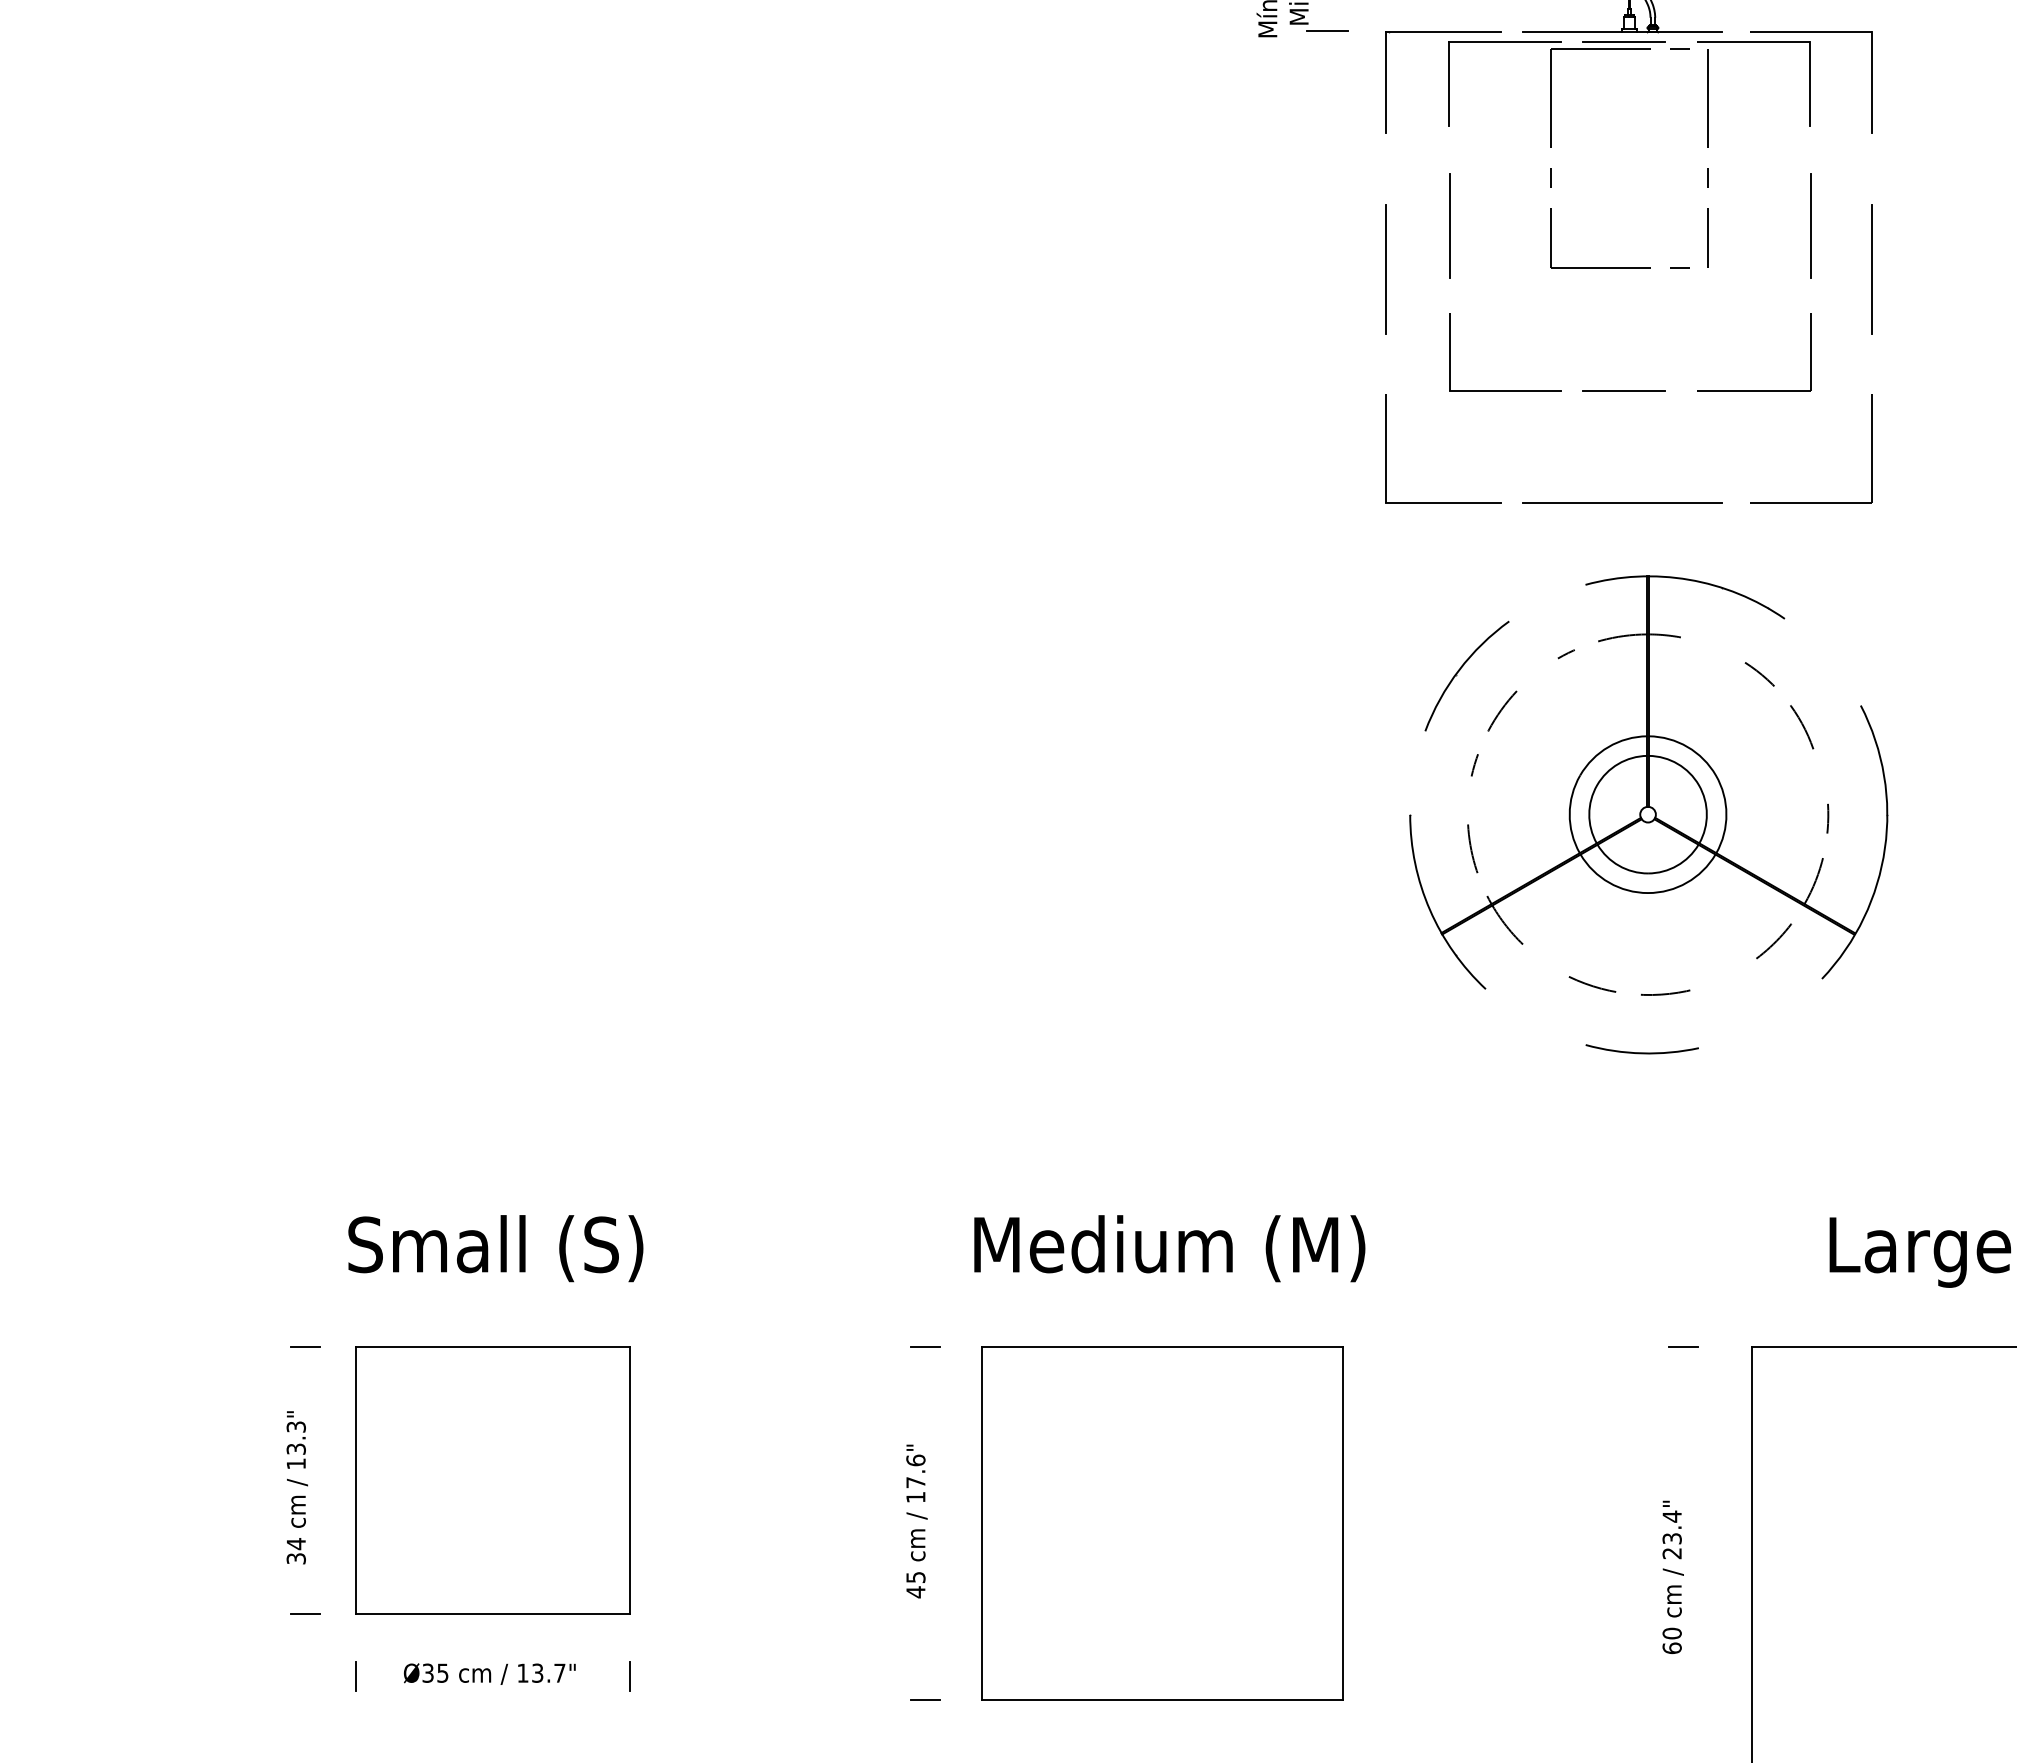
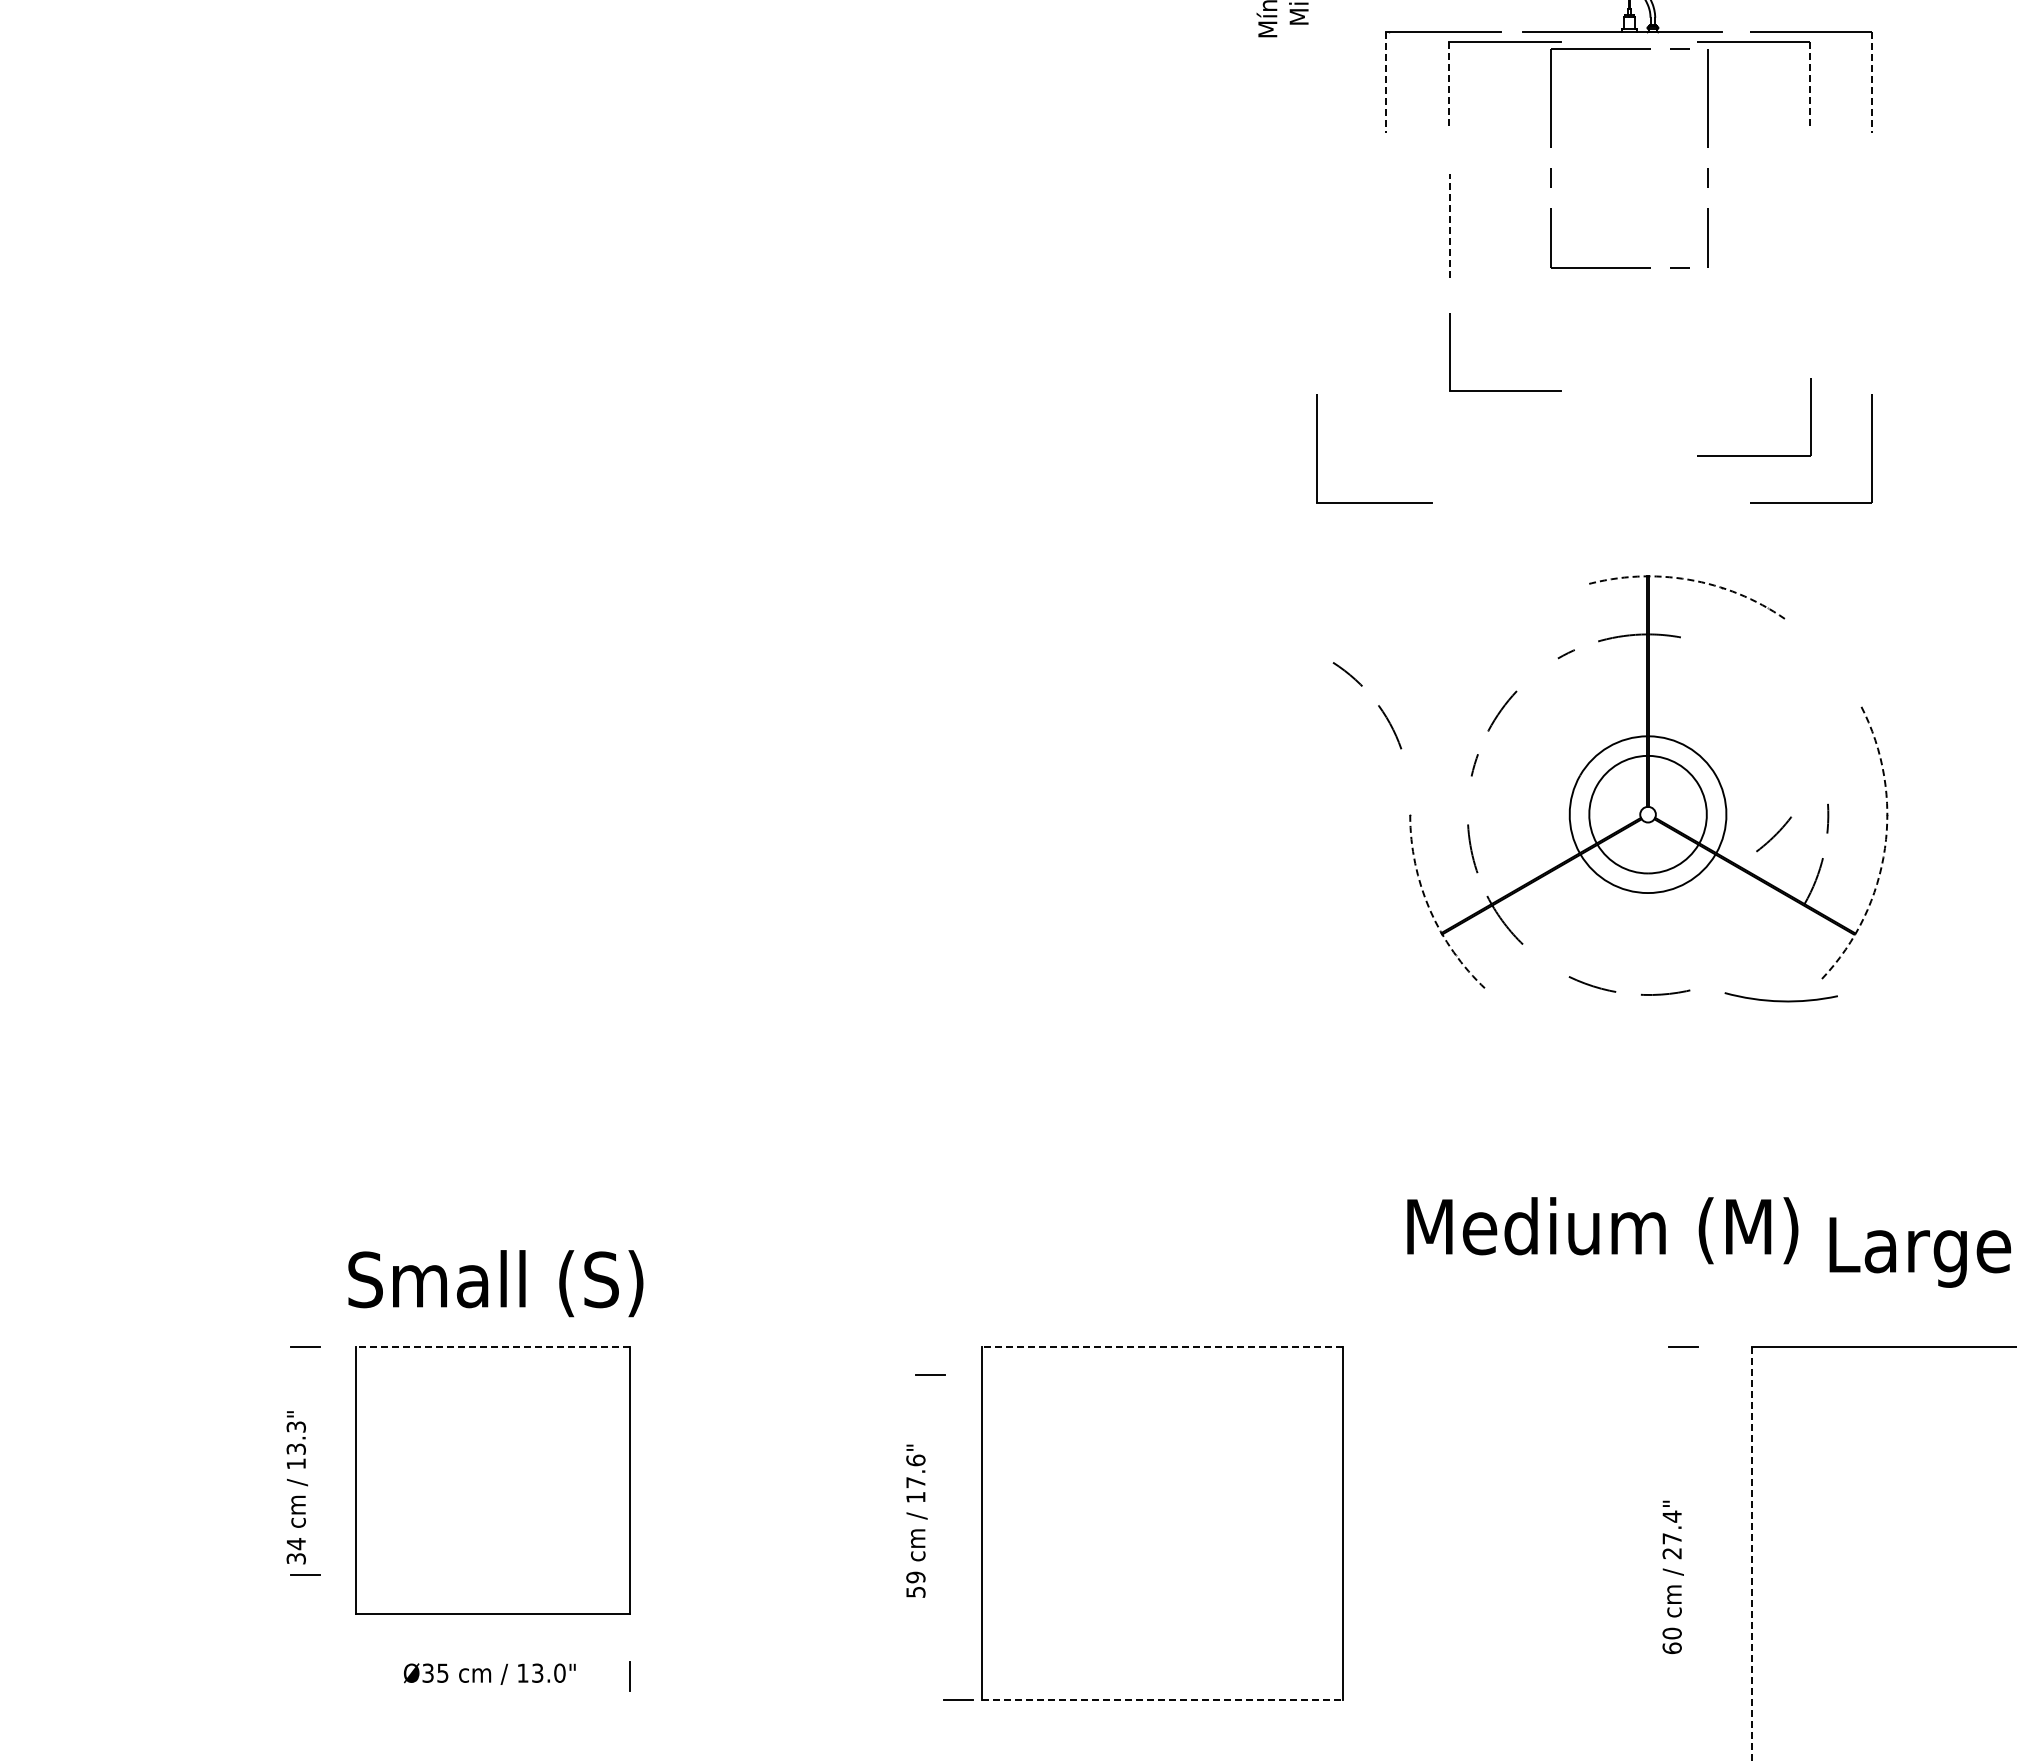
line: present -> none (1327, 30)
line: present -> none (1623, 42)
line: solid -> dashed (1385, 82)
line: solid -> dashed (1872, 82)
line: solid -> dashed (1449, 83)
line: solid -> dashed (1810, 83)
line: solid -> dashed (1450, 226)
line: present -> none (1811, 226)
line: present -> none (1385, 269)
line: present -> none (1872, 269)
line: present -> none (1623, 390)
part position: (1754, 390) -> (1754, 455) (1754, 455)
part position: (1443, 502) -> (1374, 502) (1374, 502)
line: present -> none (1622, 502)
arc: solid -> dashed (1688, 579)
part: present -> none (1460, 670)
arc position: (1790, 705) -> (1378, 705) (1378, 705)
arc: solid -> dashed (1884, 848)
arc: solid -> dashed (1429, 909)
arc position: (1774, 941) -> (1774, 834) (1774, 834)
arc position: (1641, 1052) -> (1780, 1000) (1780, 1000)
text position: (495, 1248) -> (495, 1283) (495, 1283)
text position: (1169, 1248) -> (1602, 1230) (1602, 1230)
line position: (925, 1346) -> (930, 1374) (930, 1374)
line: solid -> dashed (492, 1347)
line: solid -> dashed (1162, 1347)
text: 23.4" -> 27.4" (1671, 1538)
line: solid -> dashed (1751, 1554)
text: 45 -> 59 (915, 1584)
line position: (305, 1613) -> (305, 1574) (305, 1574)
text: 13.7" -> 13.0" (559, 1672)
line: present -> none (355, 1675)
line position: (925, 1699) -> (958, 1699) (958, 1699)
line: solid -> dashed (1163, 1699)
